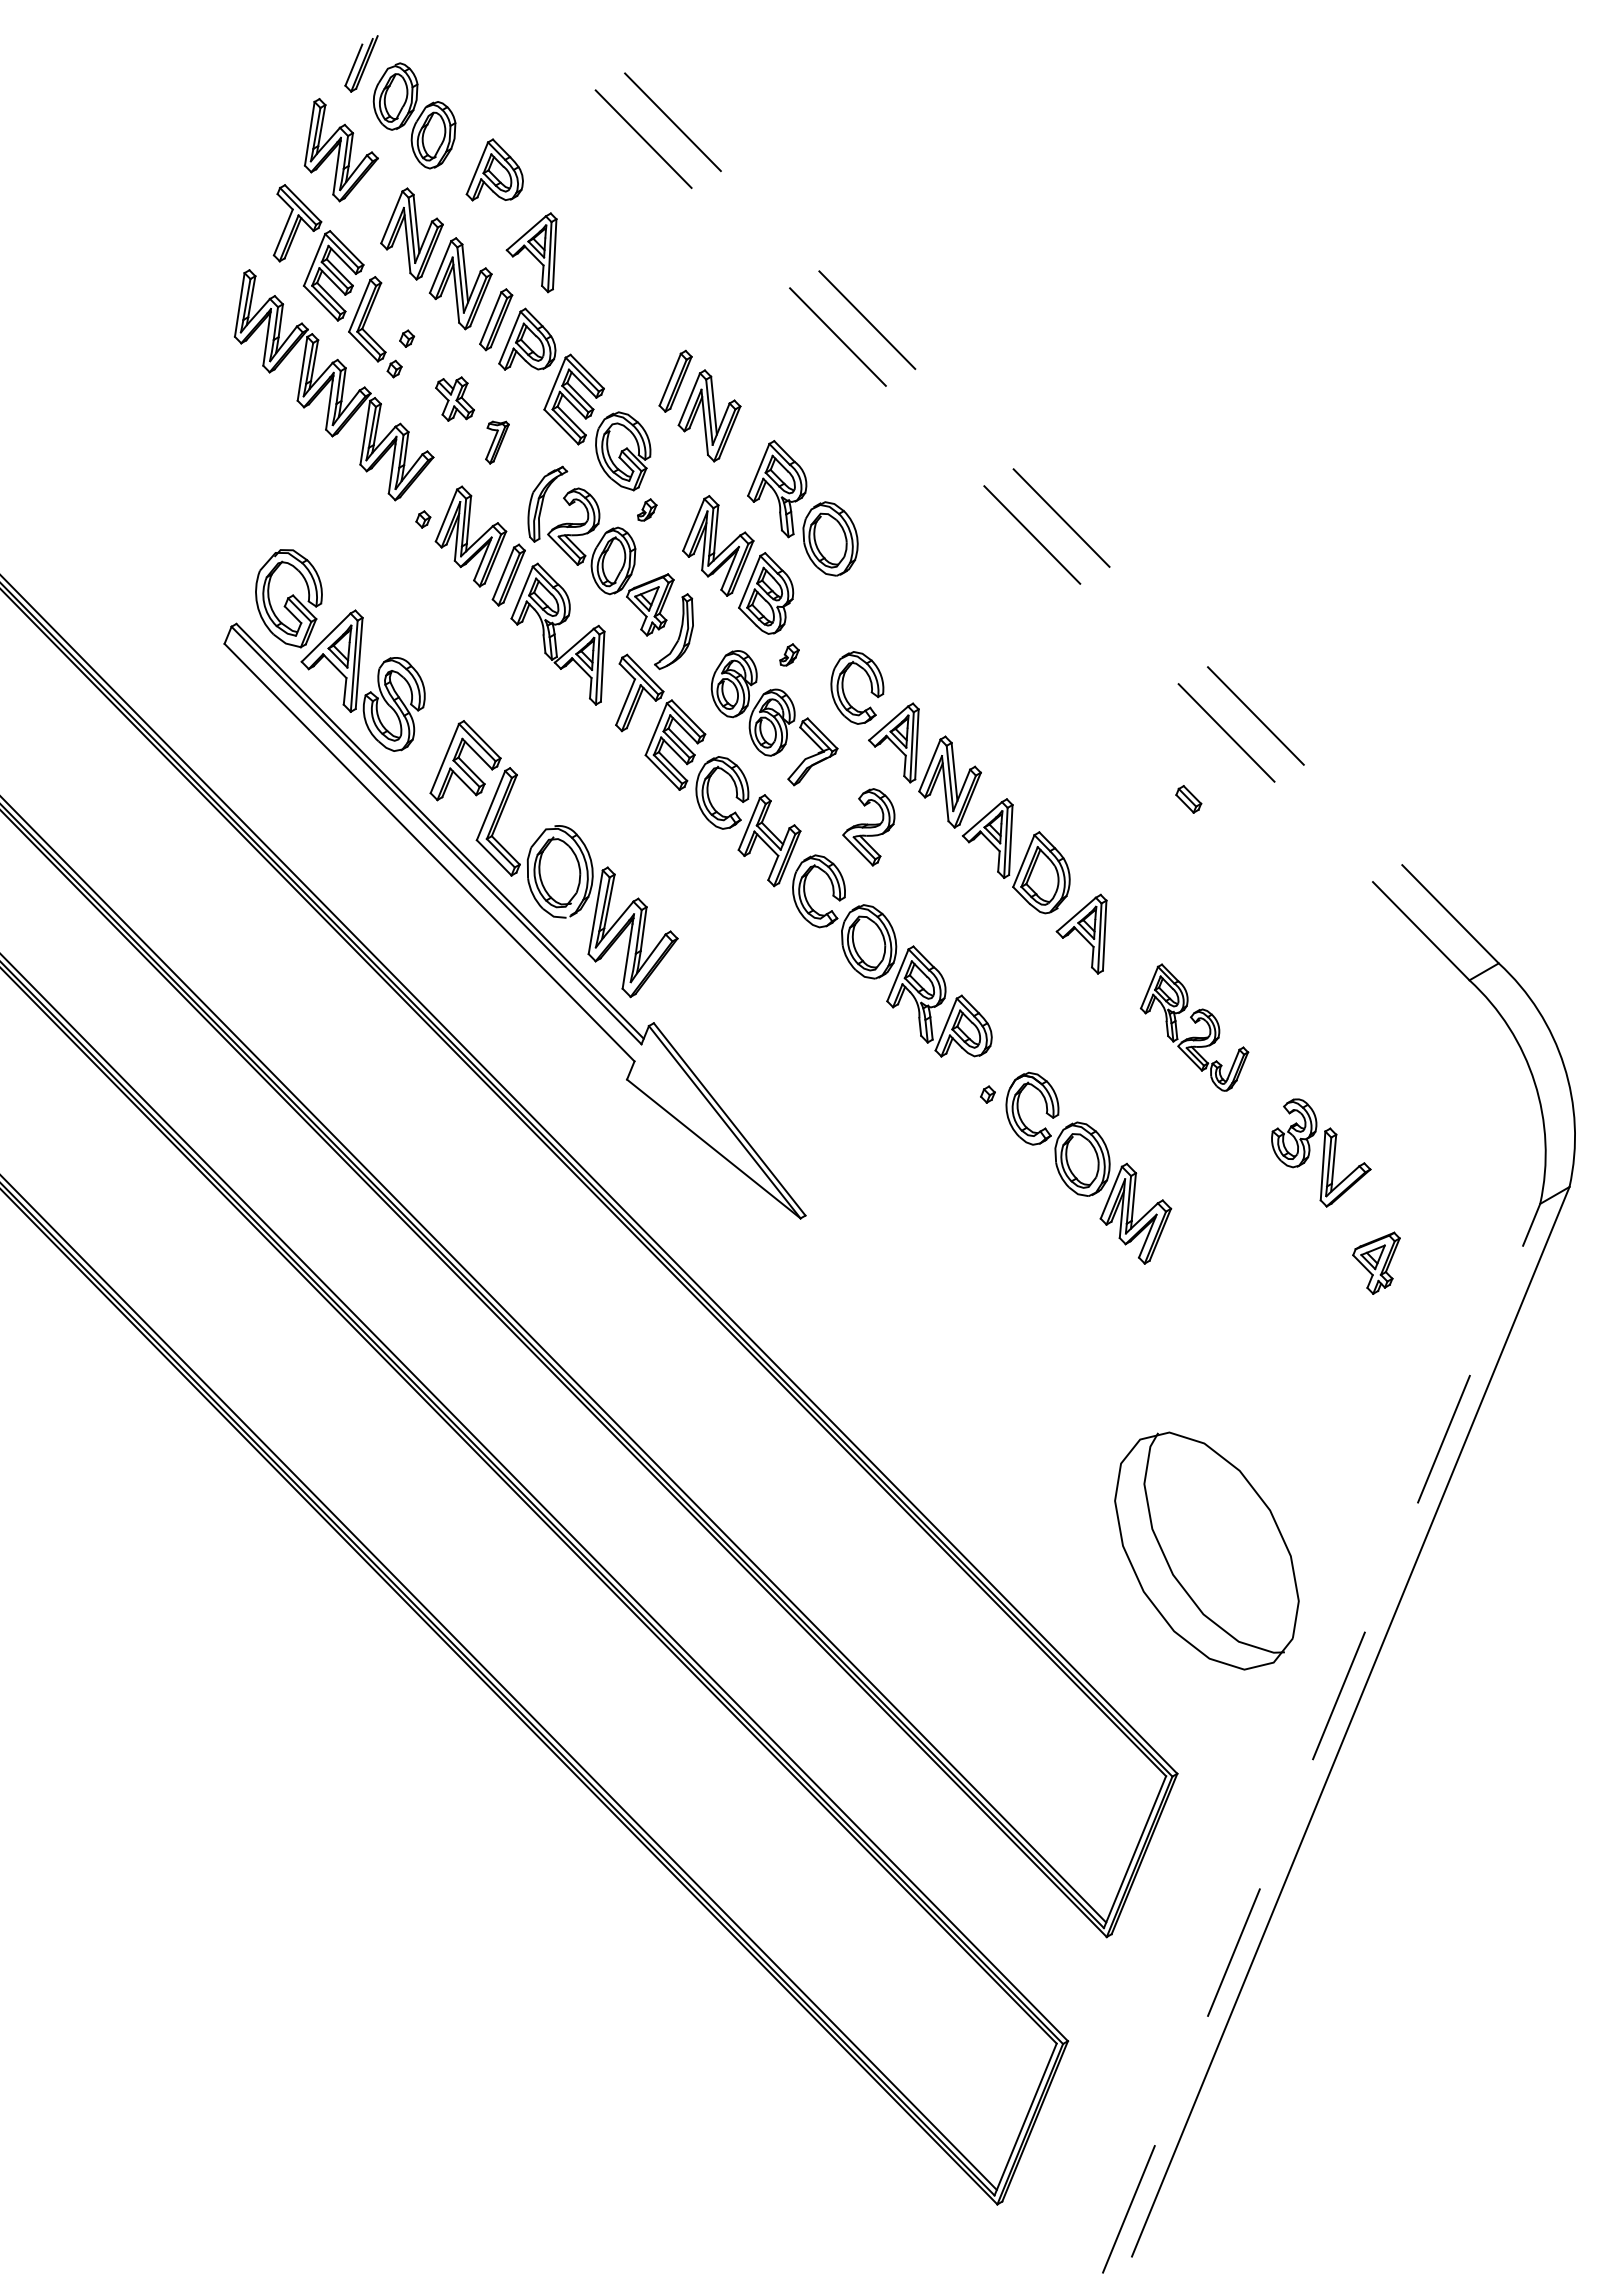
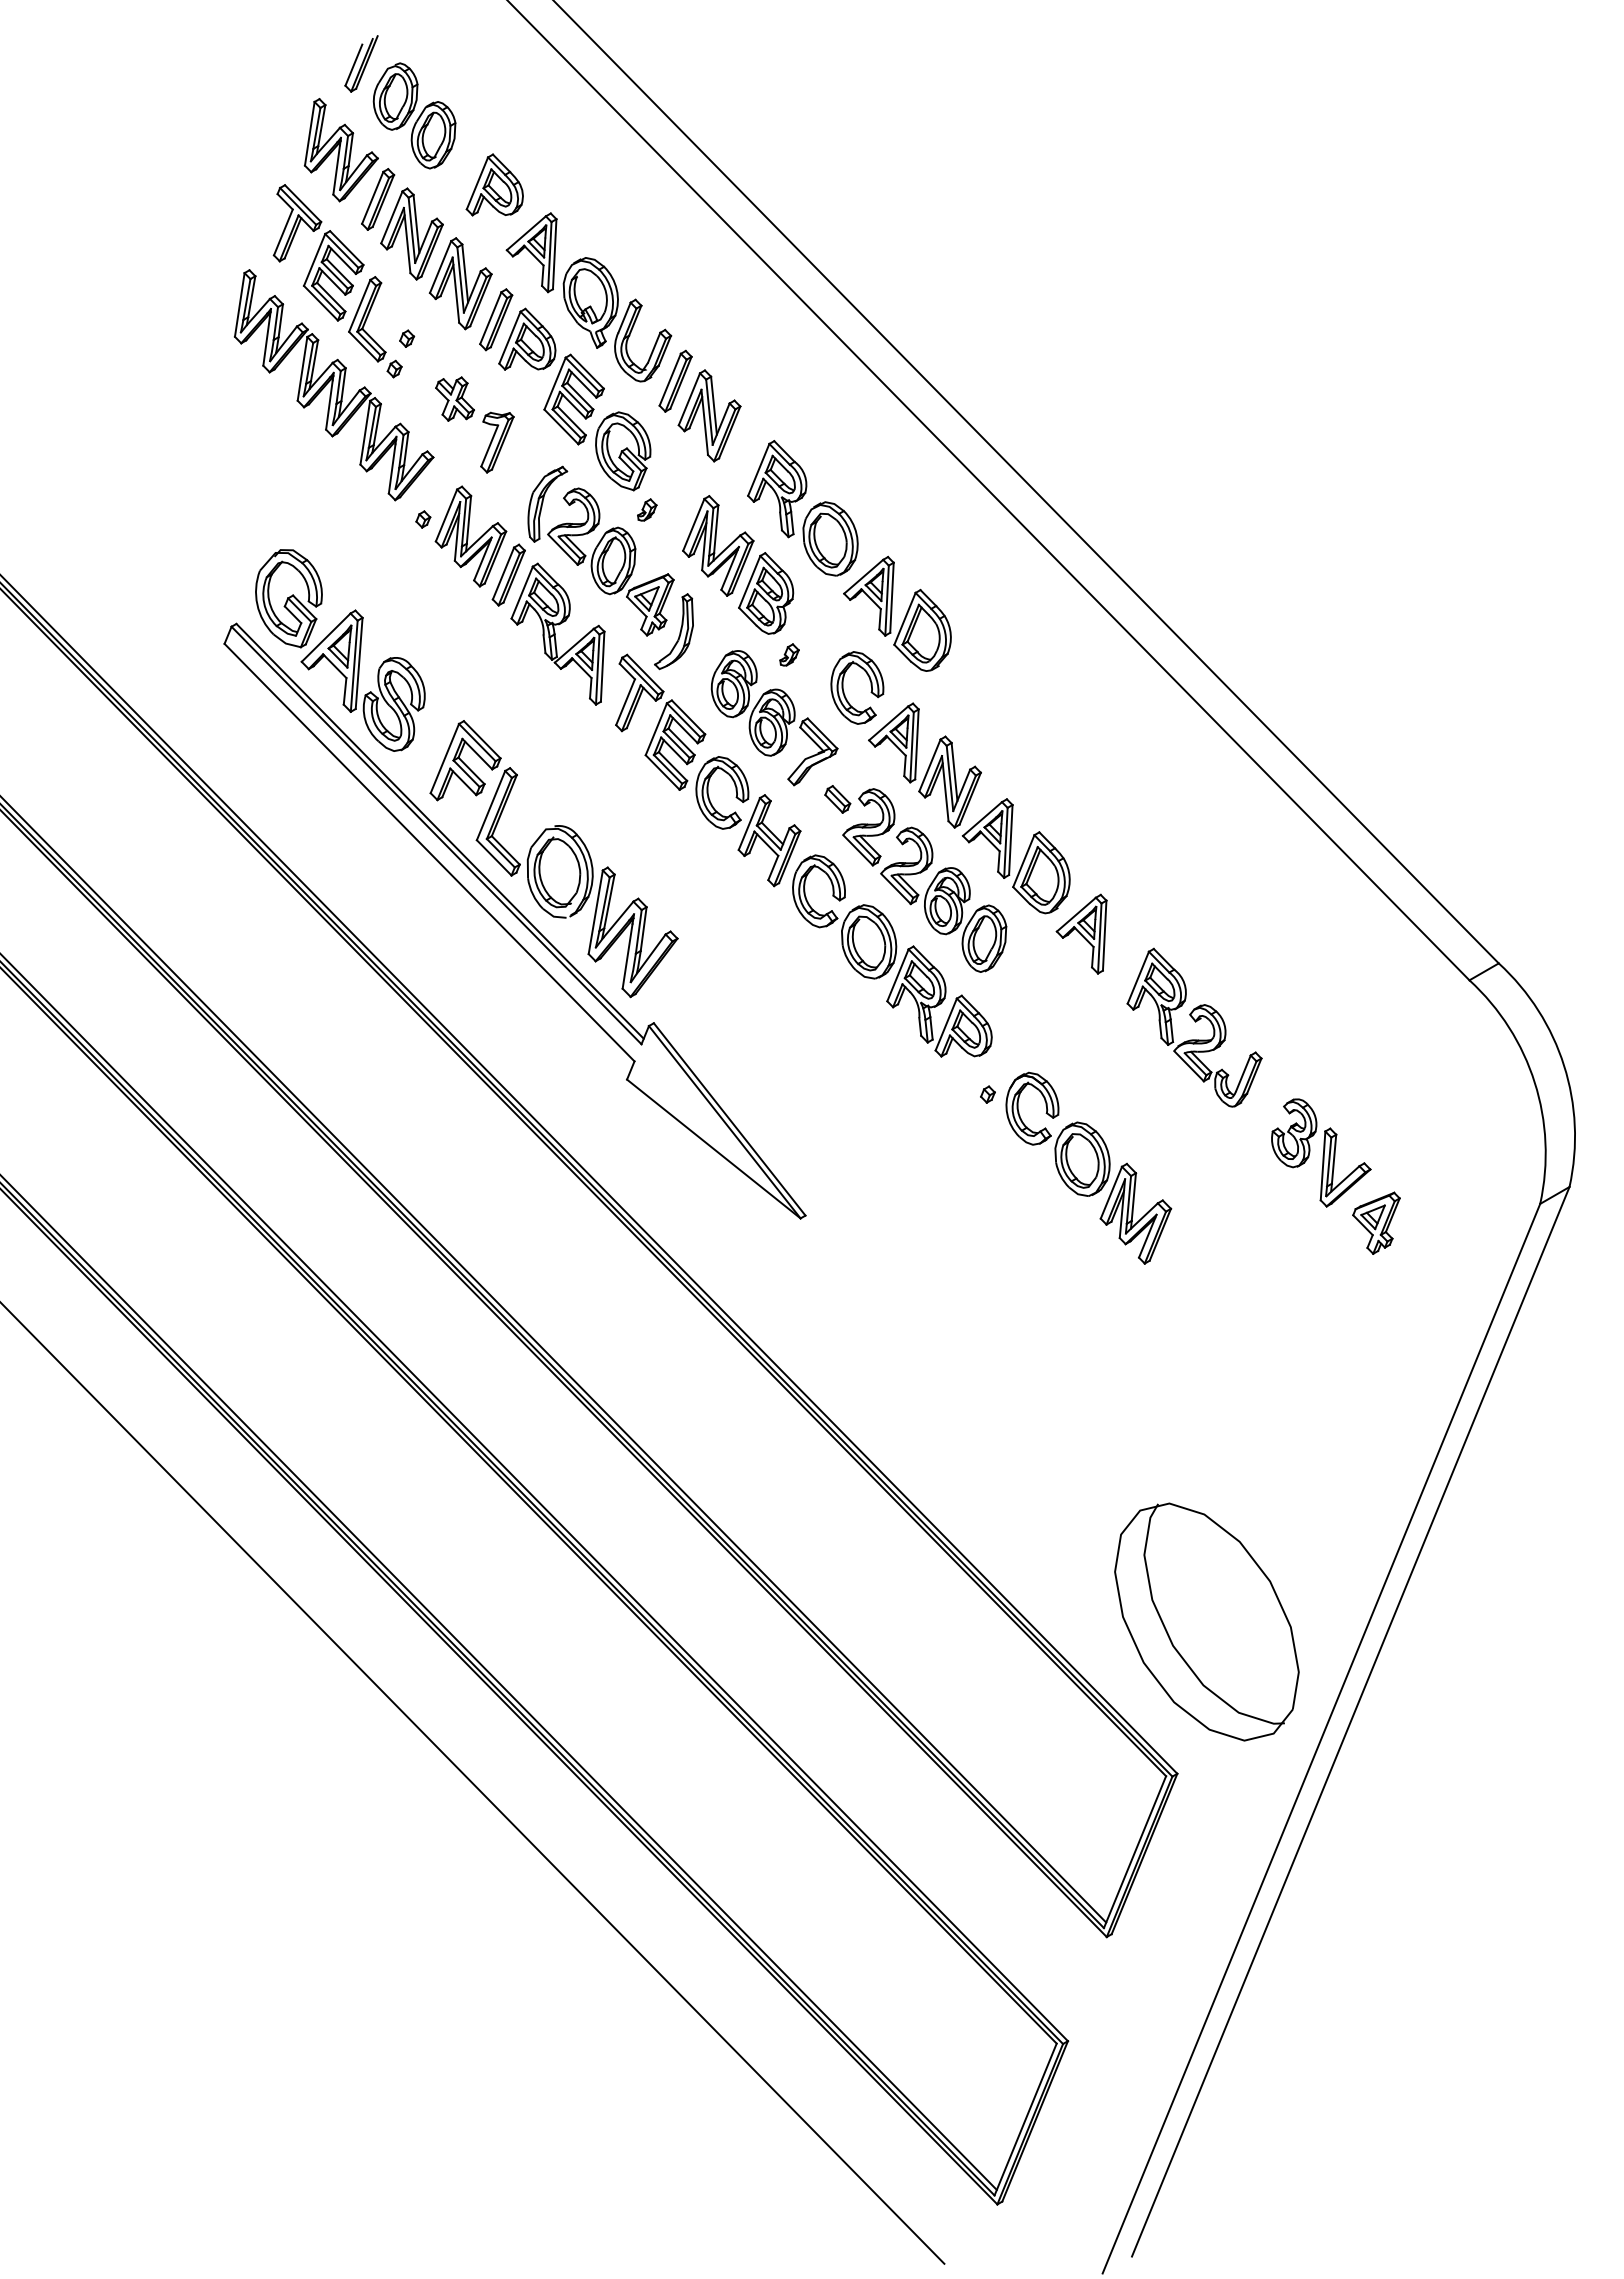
part position: (494, 169) -> (494, 184) (494, 184)
part: none -> present (378, 199)
part: none -> present (617, 319)
part size: 25x45 px -> 35x63 px (497, 442)
line: dashed -> solid (1025, 481)
line: dashed -> solid (988, 490)
part: none -> present (897, 613)
part position: (1188, 799) -> (837, 799) (837, 799)
part: none -> present (943, 899)
part size: 111x129 px -> 137x161 px (1194, 1027)
part position: (1376, 1262) -> (1376, 1222) (1376, 1222)
part position: (1206, 1550) -> (1206, 1621) (1206, 1621)
line: dashed -> solid (1321, 1738)
line: none -> present (473, 1783)
